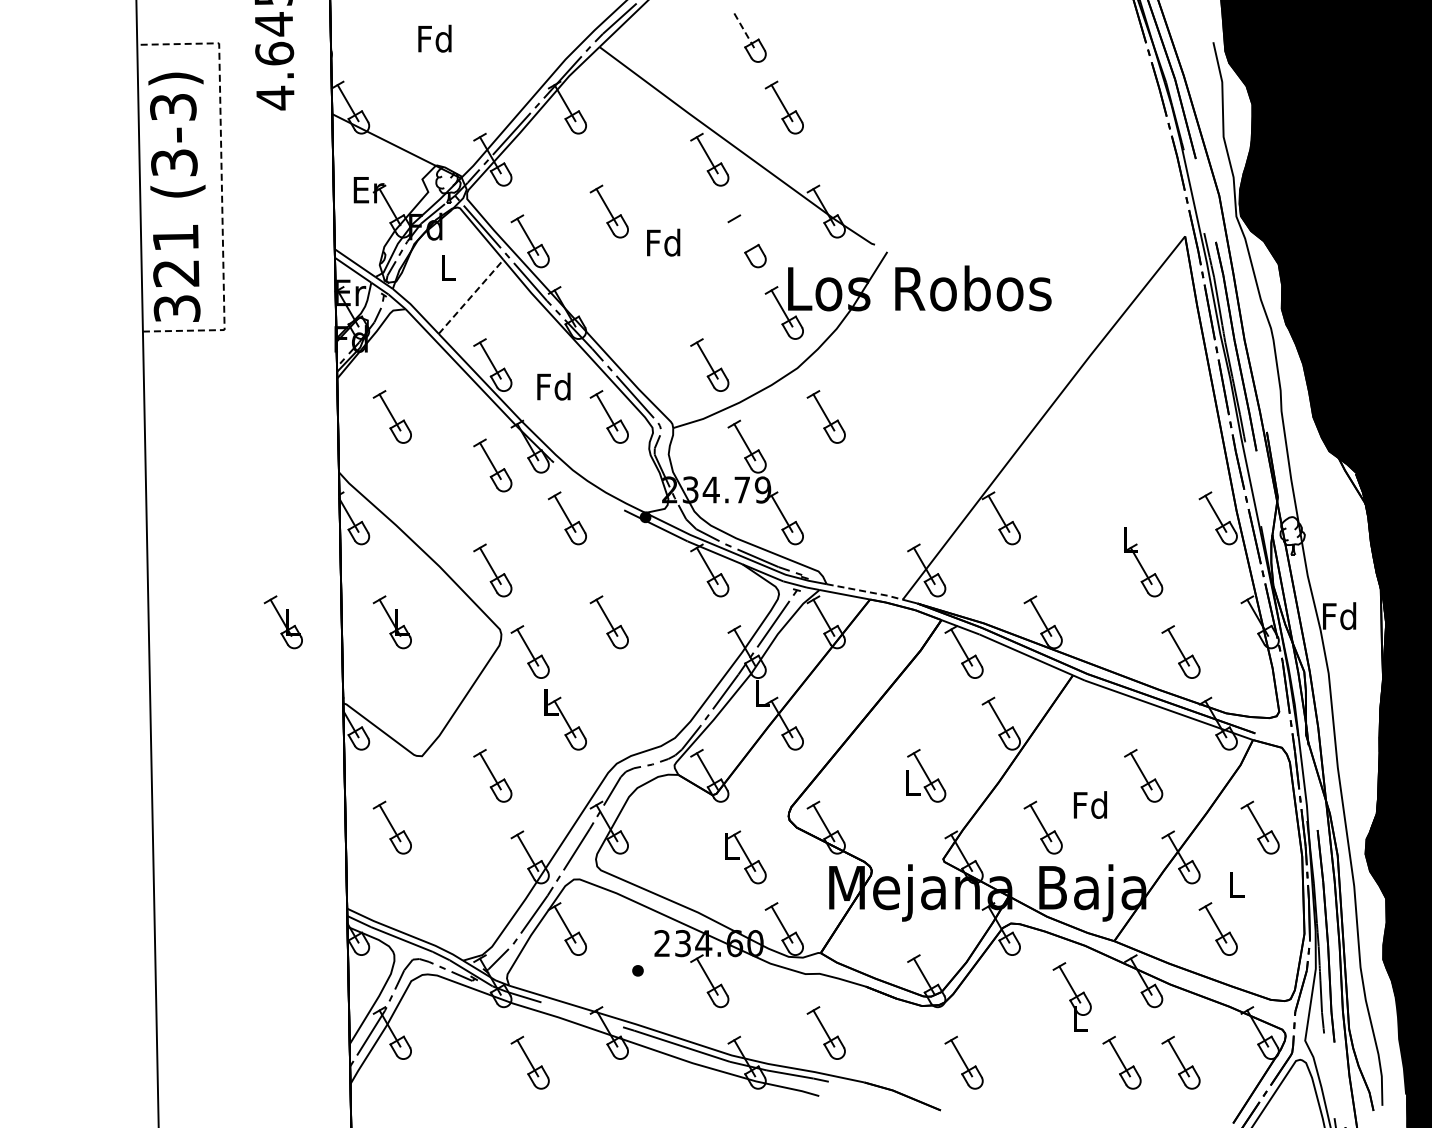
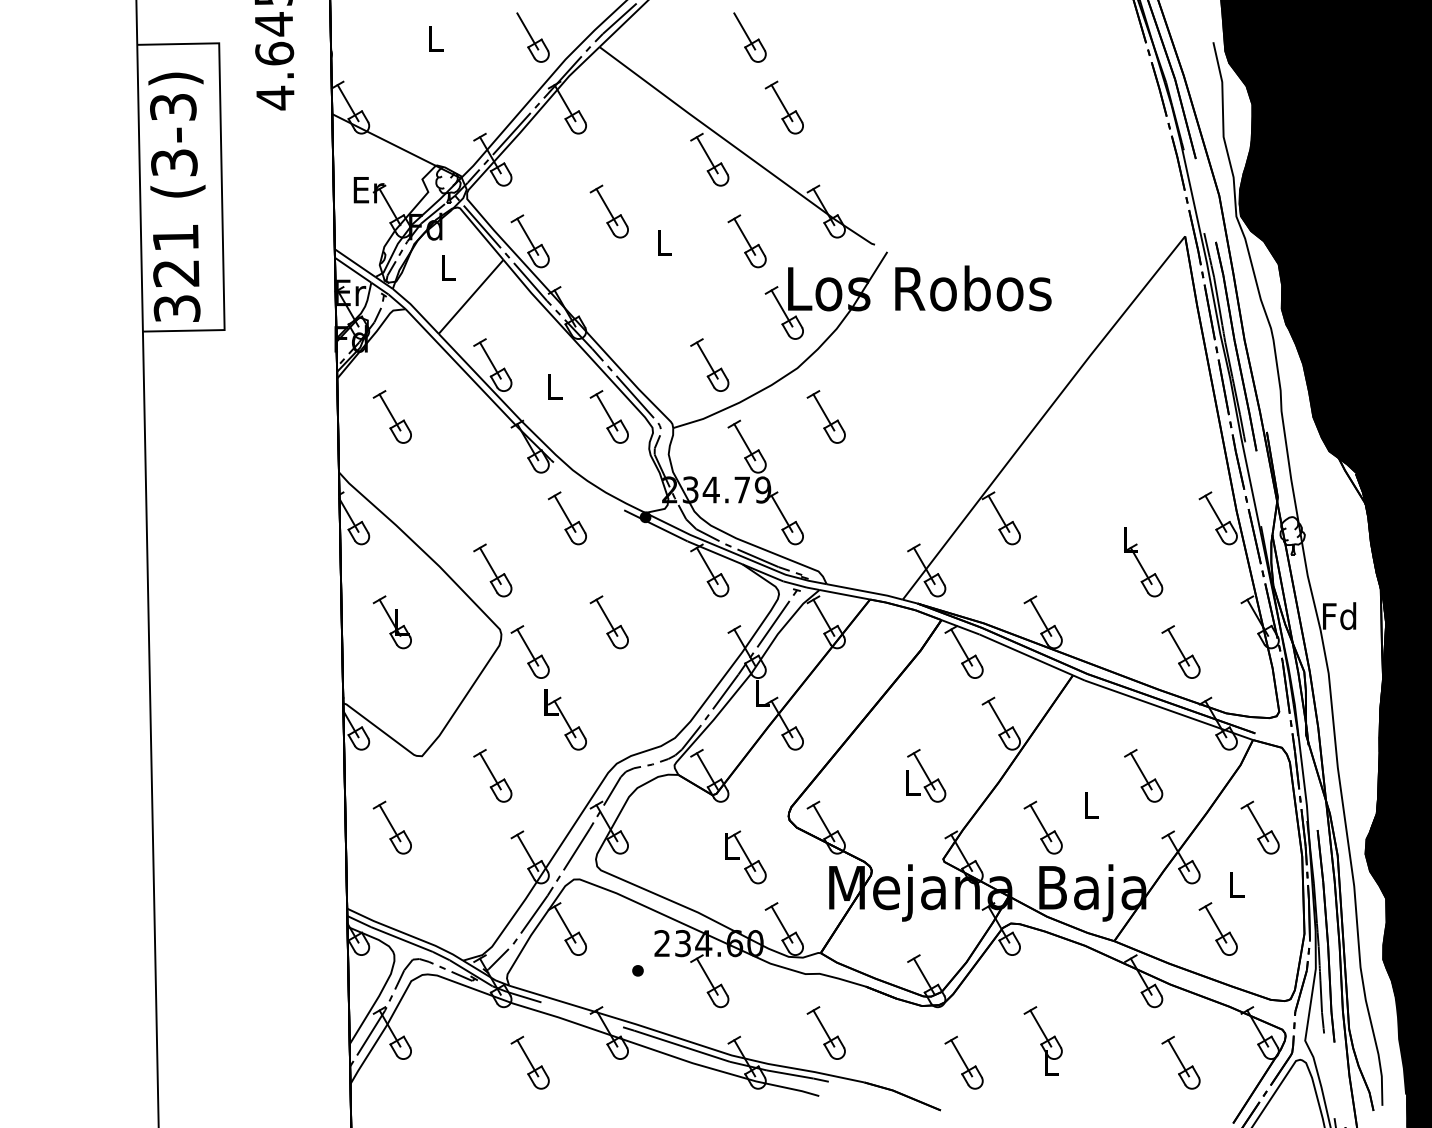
line: dashed -> solid (744, 31)
part: none -> present (532, 37)
text: Fd -> L (434, 38)
line: dashed -> solid (221, 186)
line: none -> present (744, 236)
text: Fd -> L (663, 242)
line: dashed -> solid (471, 296)
text: Fd -> L (553, 386)
part: present -> none (492, 465)
line: dashed -> solid (865, 591)
part: present -> none (282, 622)
text: Fd -> L (1090, 804)
part position: (1071, 996) -> (1042, 1040) (1042, 1040)
part: present -> none (1121, 1062)
